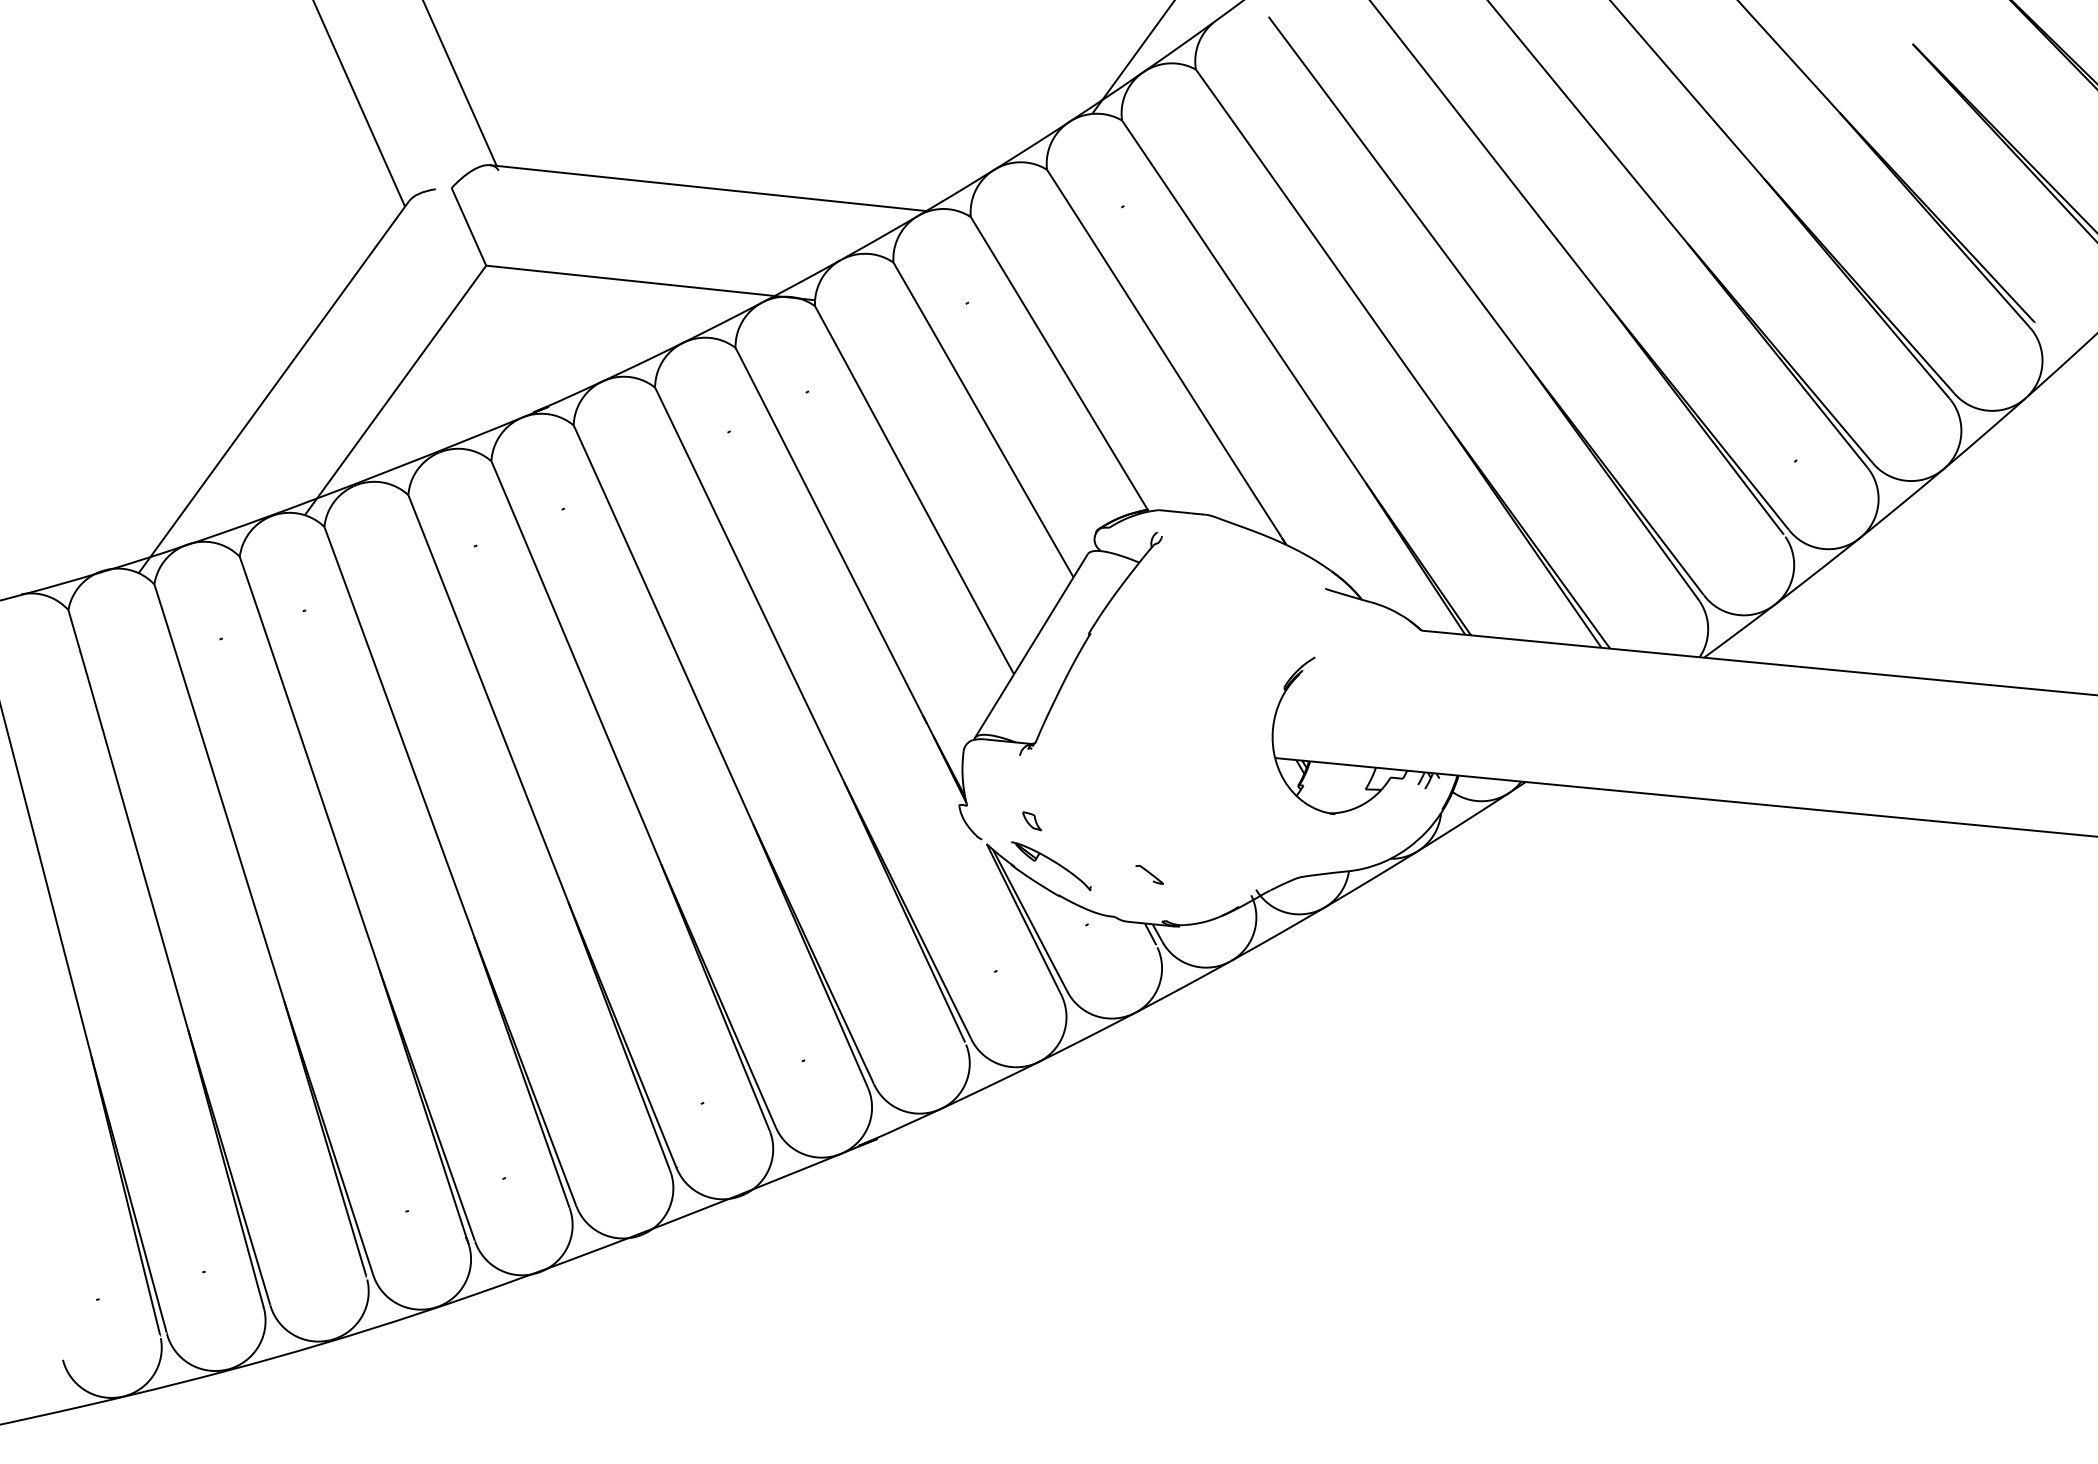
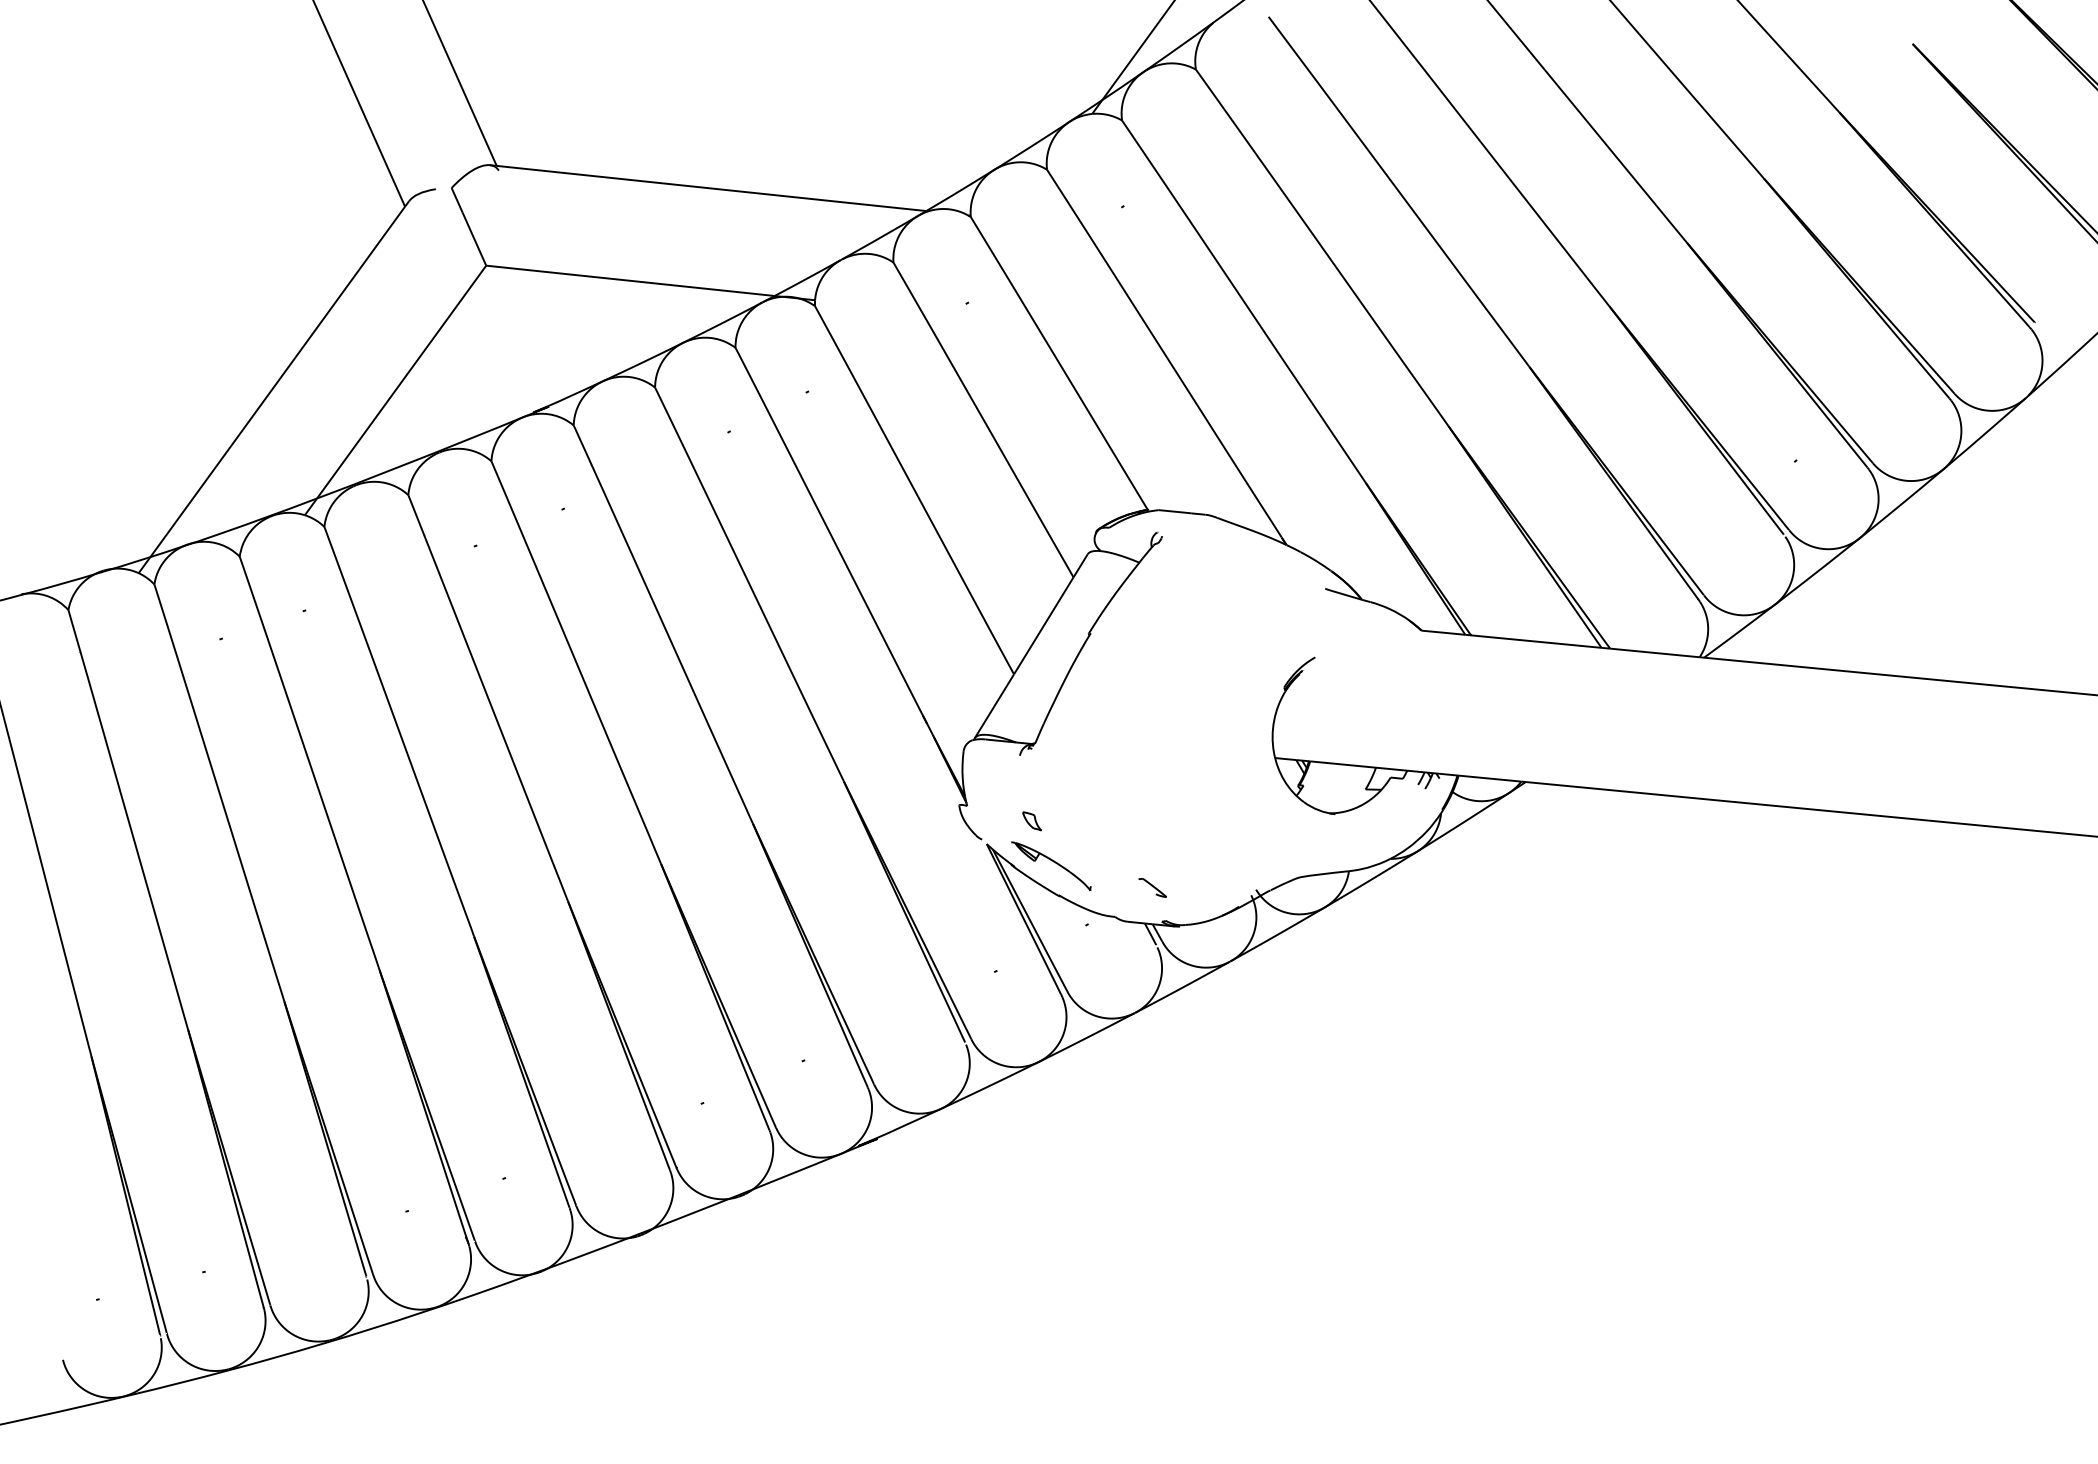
part position: (1149, 874) -> (1152, 887) (1152, 887)
